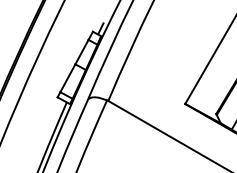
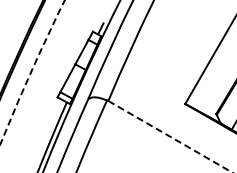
arc: solid -> dashed (30, 72)
line: solid -> dashed (170, 136)
